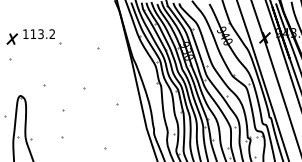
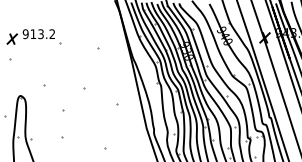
text: 113.2 -> 913.2 (25, 34)
